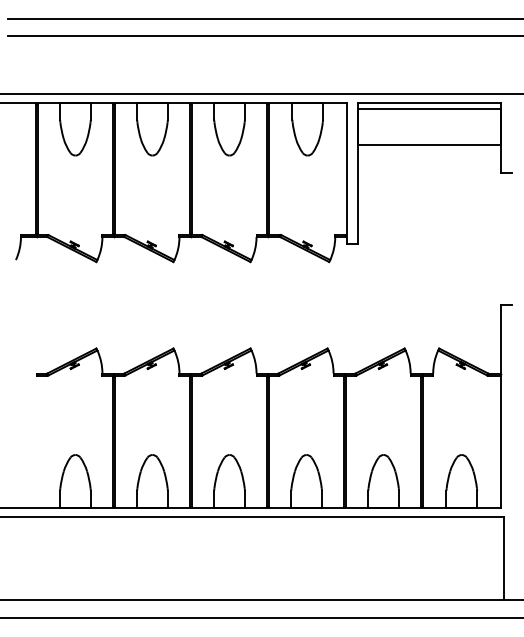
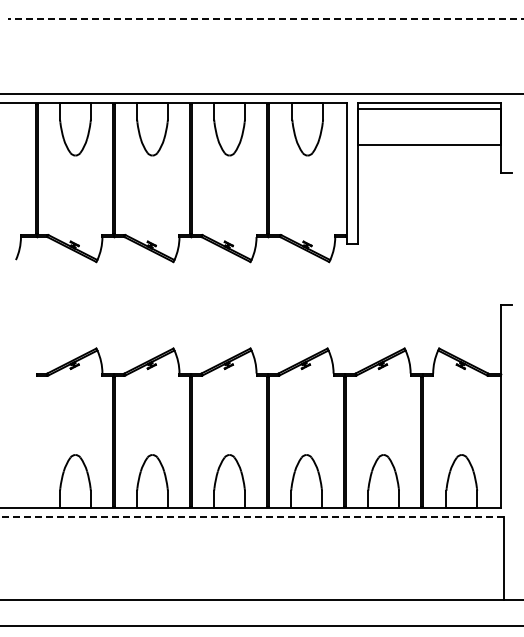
line: solid -> dashed (265, 19)
line: present -> none (264, 35)
line: solid -> dashed (251, 516)
line position: (261, 617) -> (261, 625) (261, 625)
